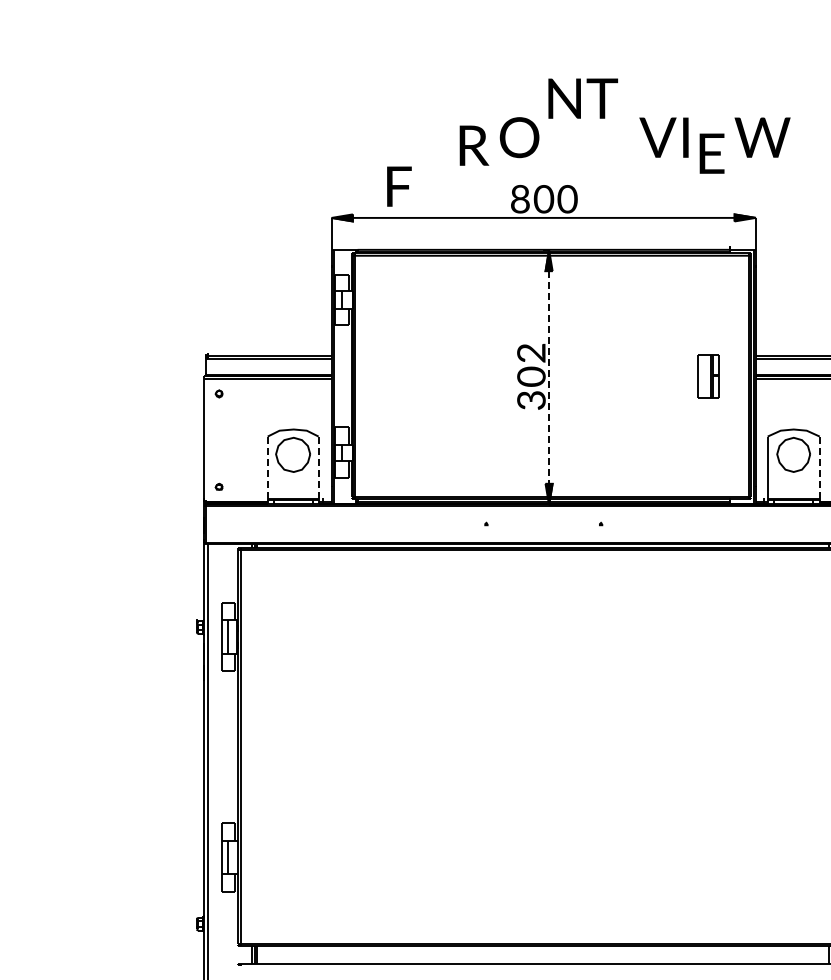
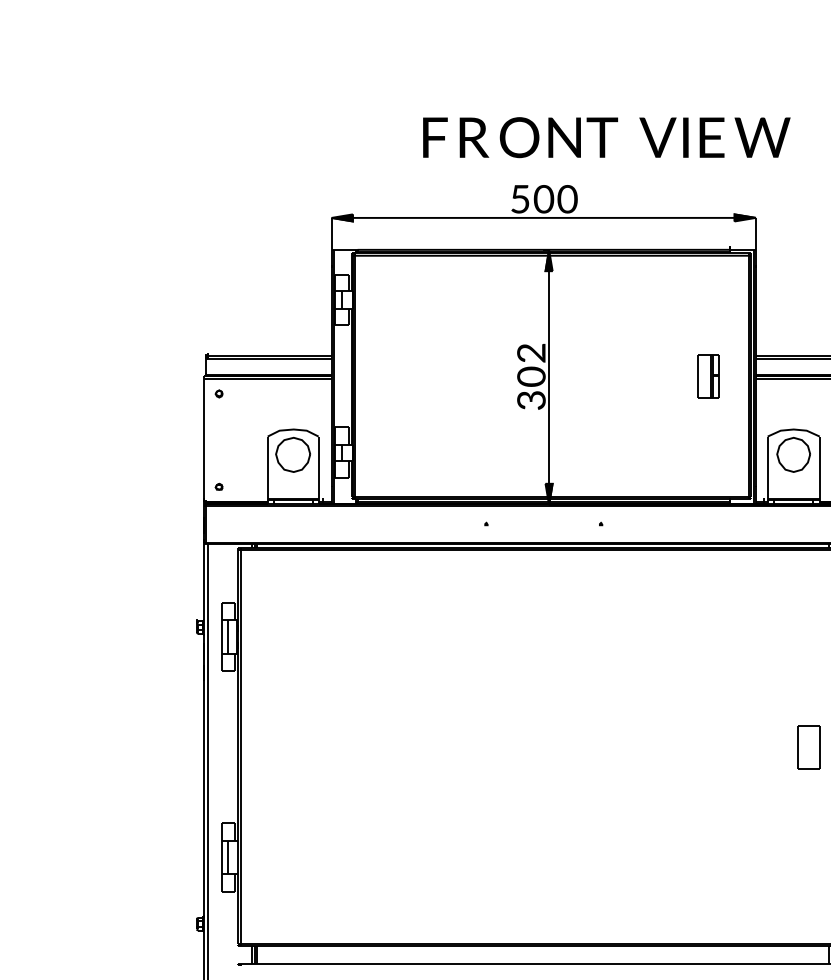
text position: (582, 98) -> (582, 137) (582, 137)
text position: (474, 145) -> (474, 137) (474, 137)
text position: (711, 153) -> (711, 137) (711, 137)
text position: (399, 186) -> (435, 137) (435, 137)
text: 8 -> 5 (520, 198)
line: dashed -> solid (549, 378)
line: dashed -> solid (318, 467)
line: dashed -> solid (819, 467)
line: dashed -> solid (267, 468)
part: none -> present (808, 747)
